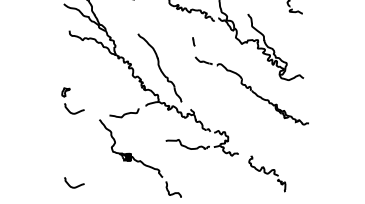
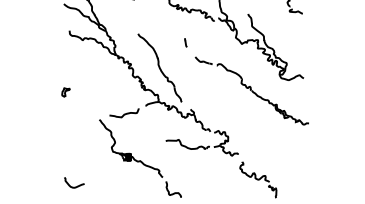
curve position: (193, 41) -> (185, 42) (185, 42)
curve: present -> none (74, 112)
part position: (267, 173) -> (258, 179) (258, 179)
